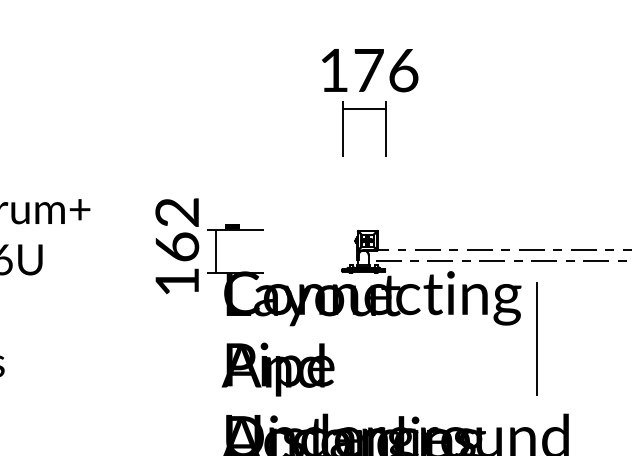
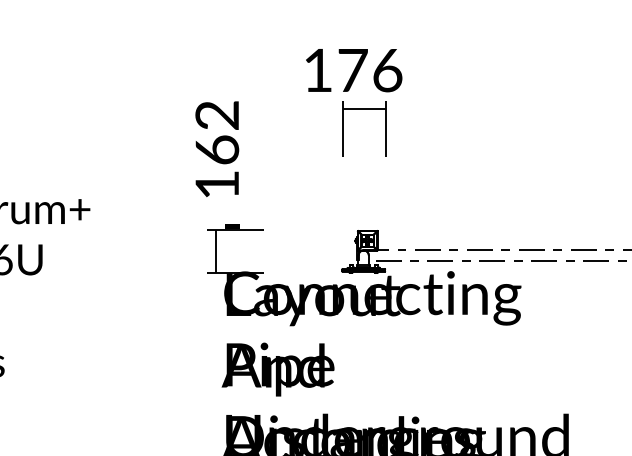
text position: (370, 70) -> (354, 70) (354, 70)
text position: (177, 246) -> (217, 149) (217, 149)
line: present -> none (536, 338)
